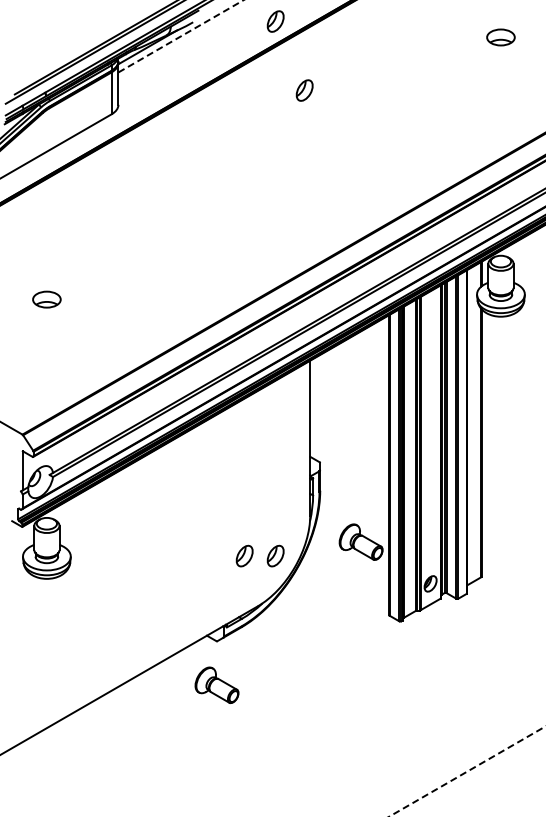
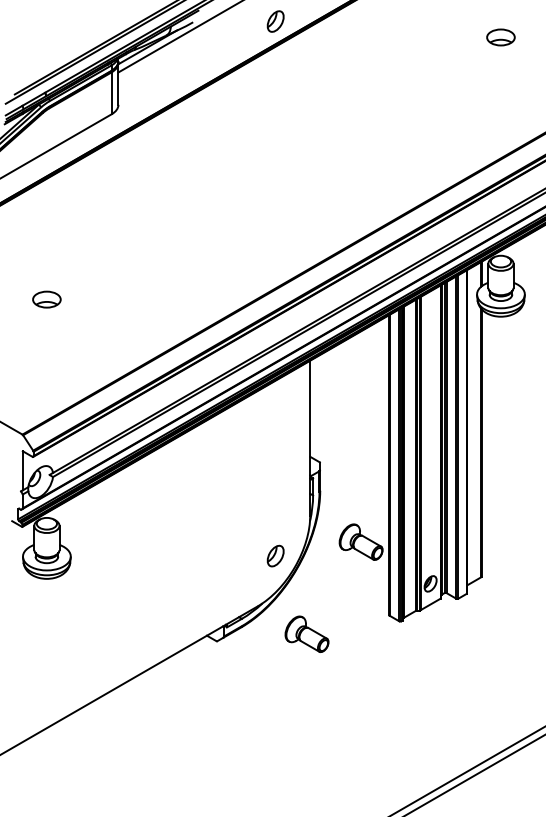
line: dashed -> solid (181, 36)
part: present -> none (304, 90)
part: present -> none (244, 555)
part position: (216, 684) -> (306, 633) (306, 633)
line: dashed -> solid (467, 771)
line: none -> present (475, 774)
